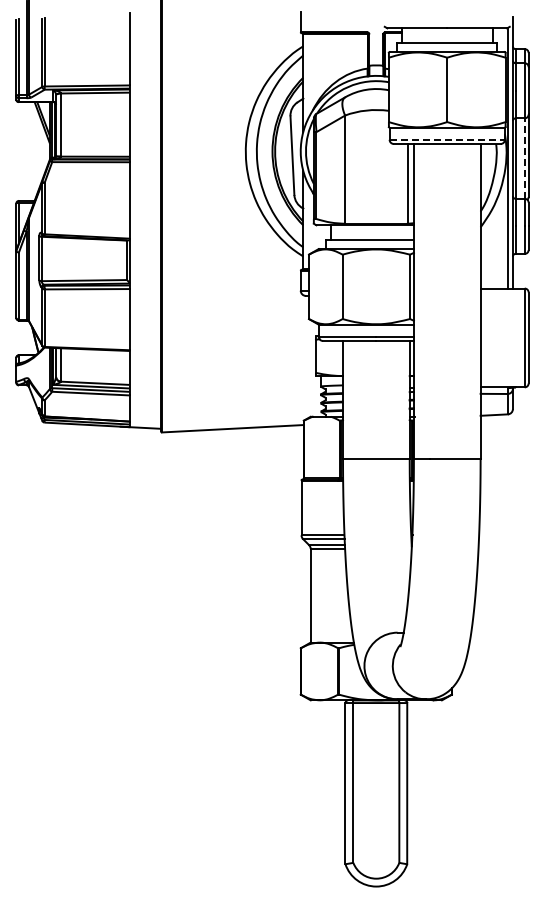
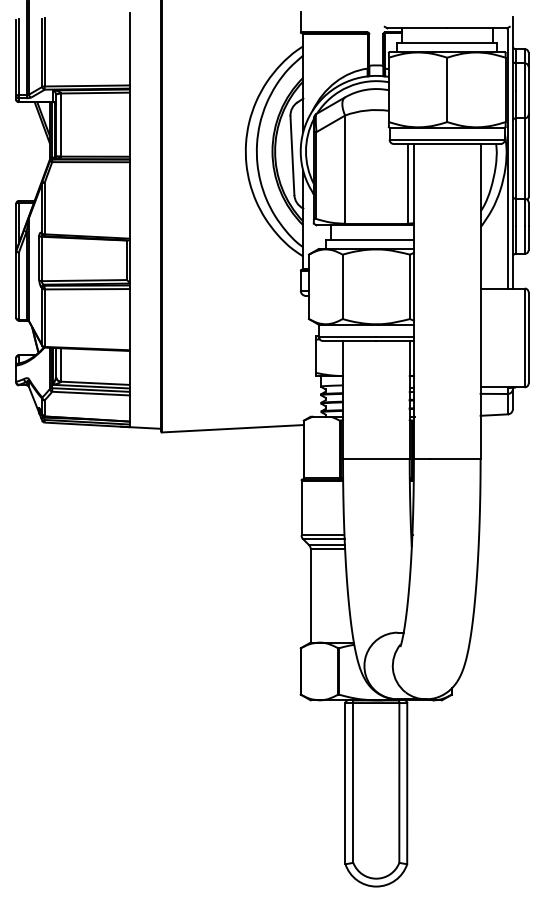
line: dashed -> solid (447, 139)
line: dashed -> solid (524, 158)
